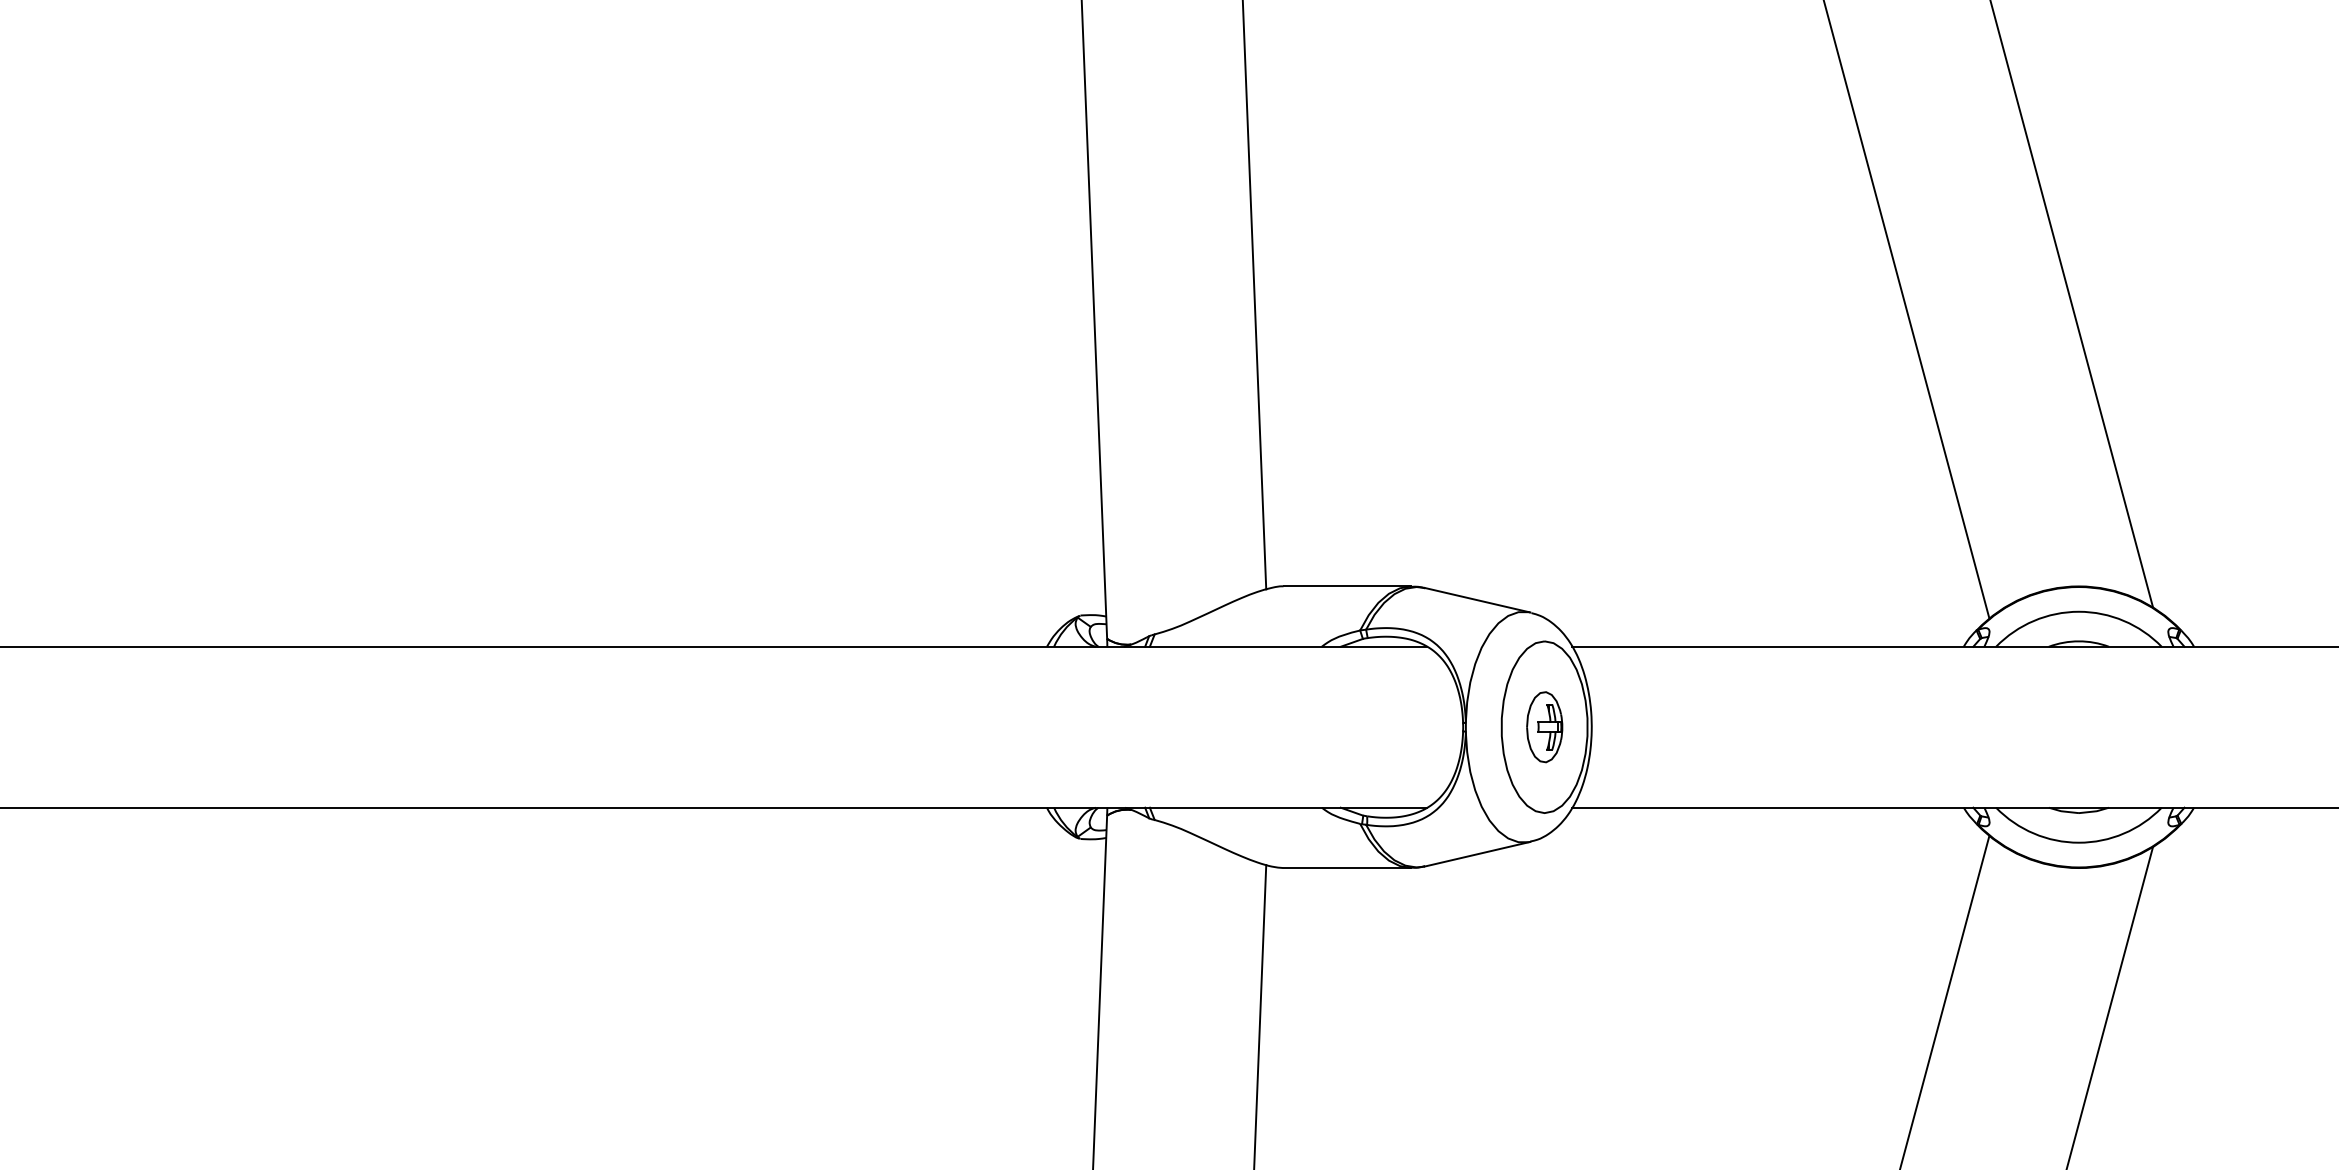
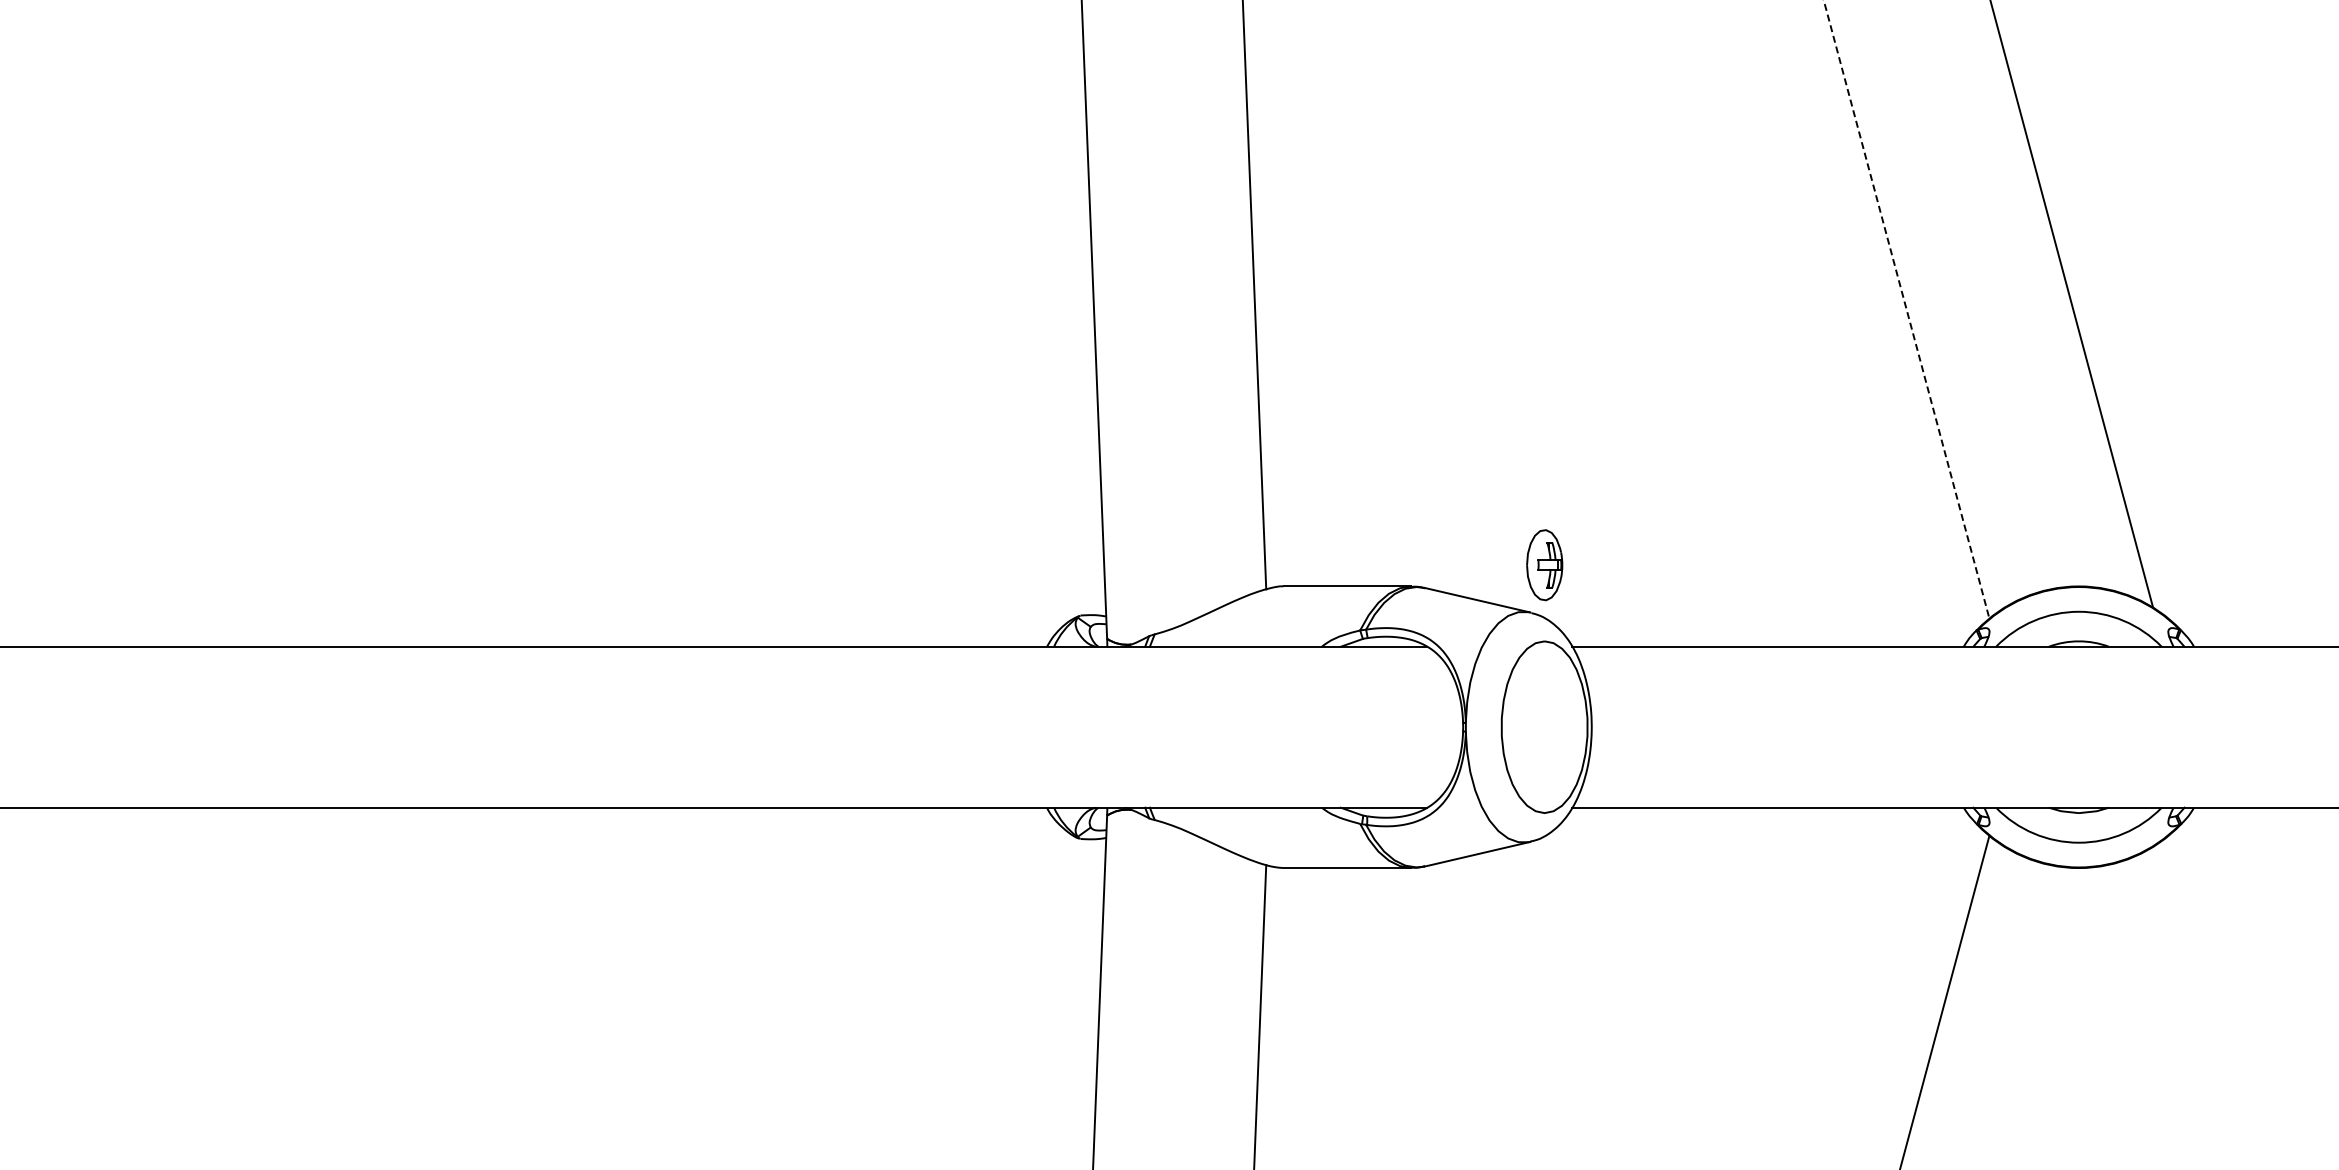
line: solid -> dashed (1906, 309)
part position: (1544, 727) -> (1544, 565) (1544, 565)
line: present -> none (2110, 1006)
